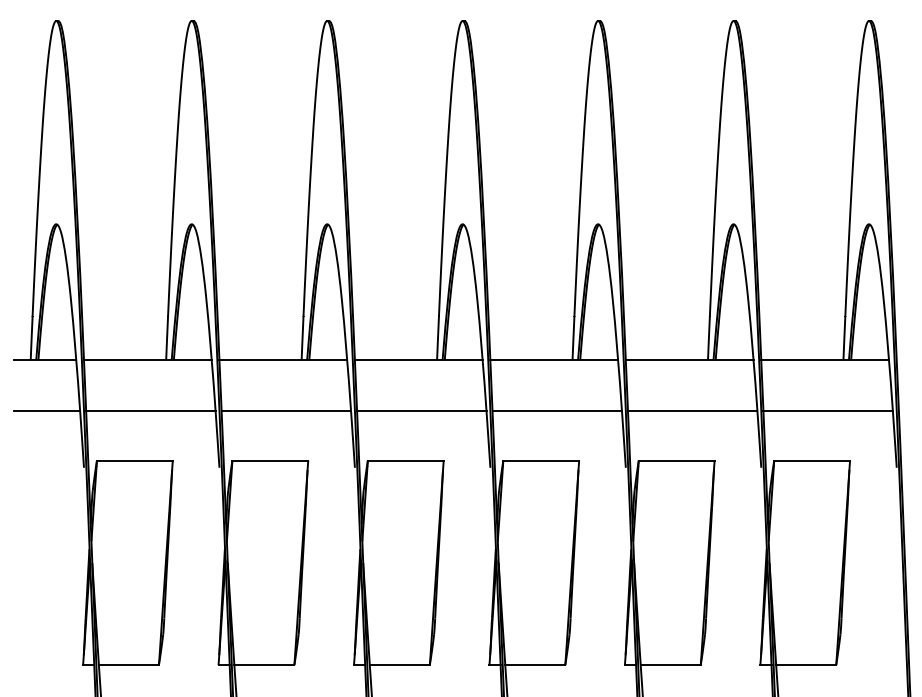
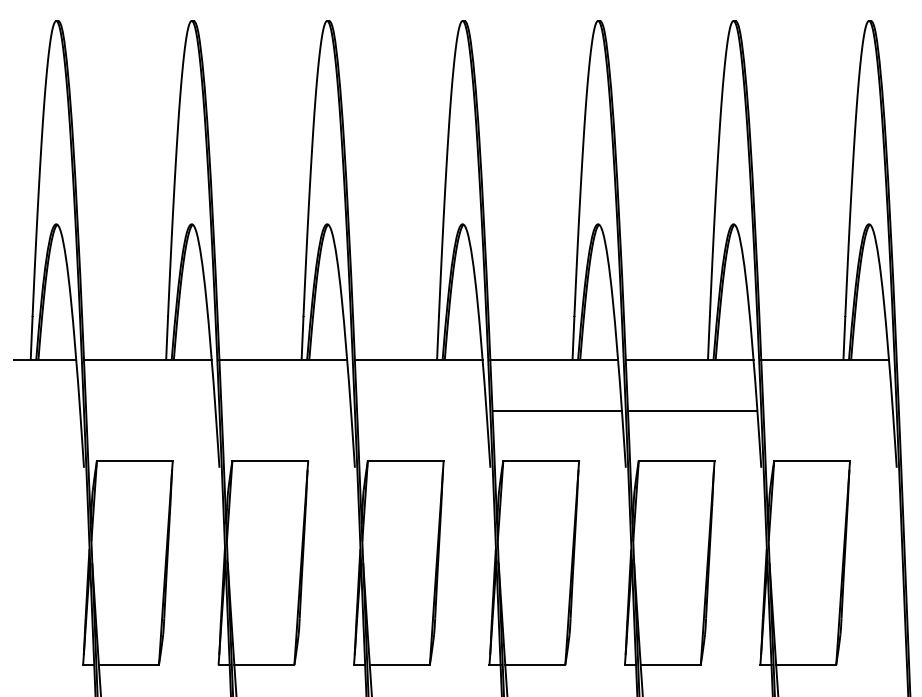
line: present -> none (47, 411)
line: present -> none (150, 411)
line: present -> none (286, 411)
line: present -> none (421, 411)
line: present -> none (827, 411)
